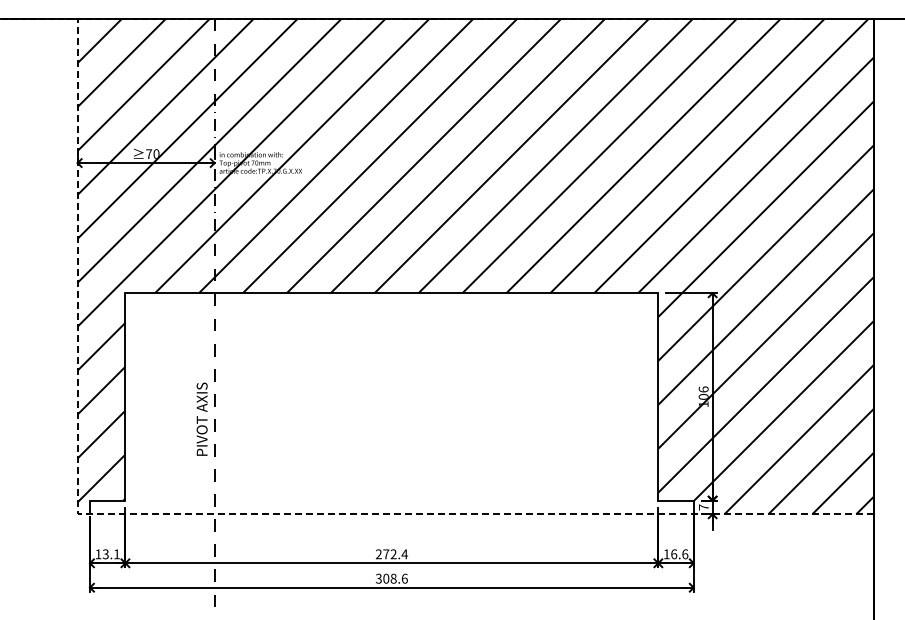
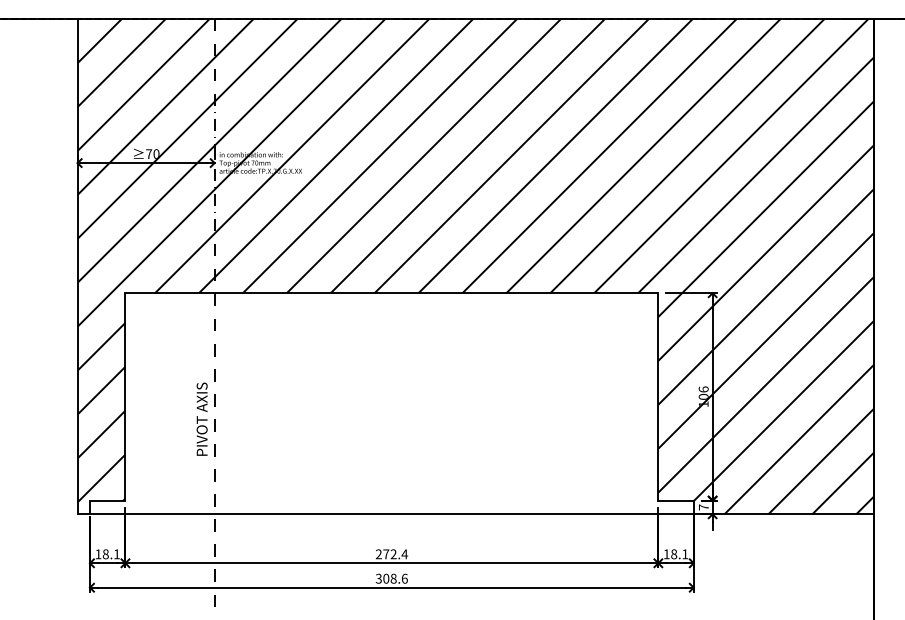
line: dashed -> solid (226, 514)
text: 13.1 -> 18.1 (105, 554)
text: 16.6 -> 18.1 (679, 554)
